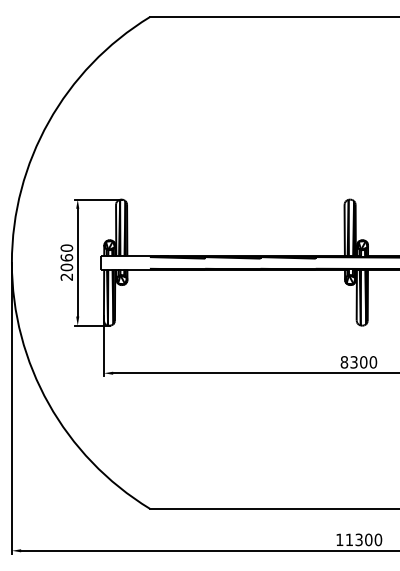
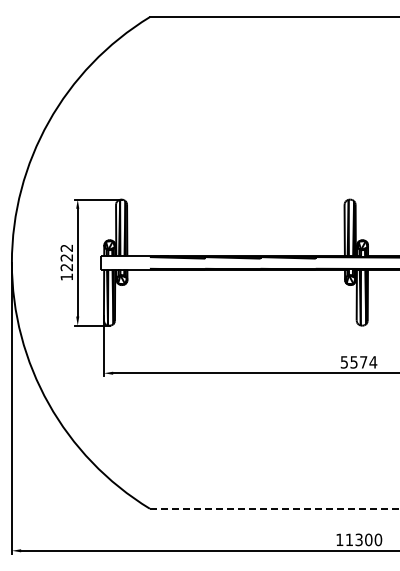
text: 2060 -> 1222 (66, 262)
text: 8300 -> 5574 (358, 362)
line: solid -> dashed (274, 508)
